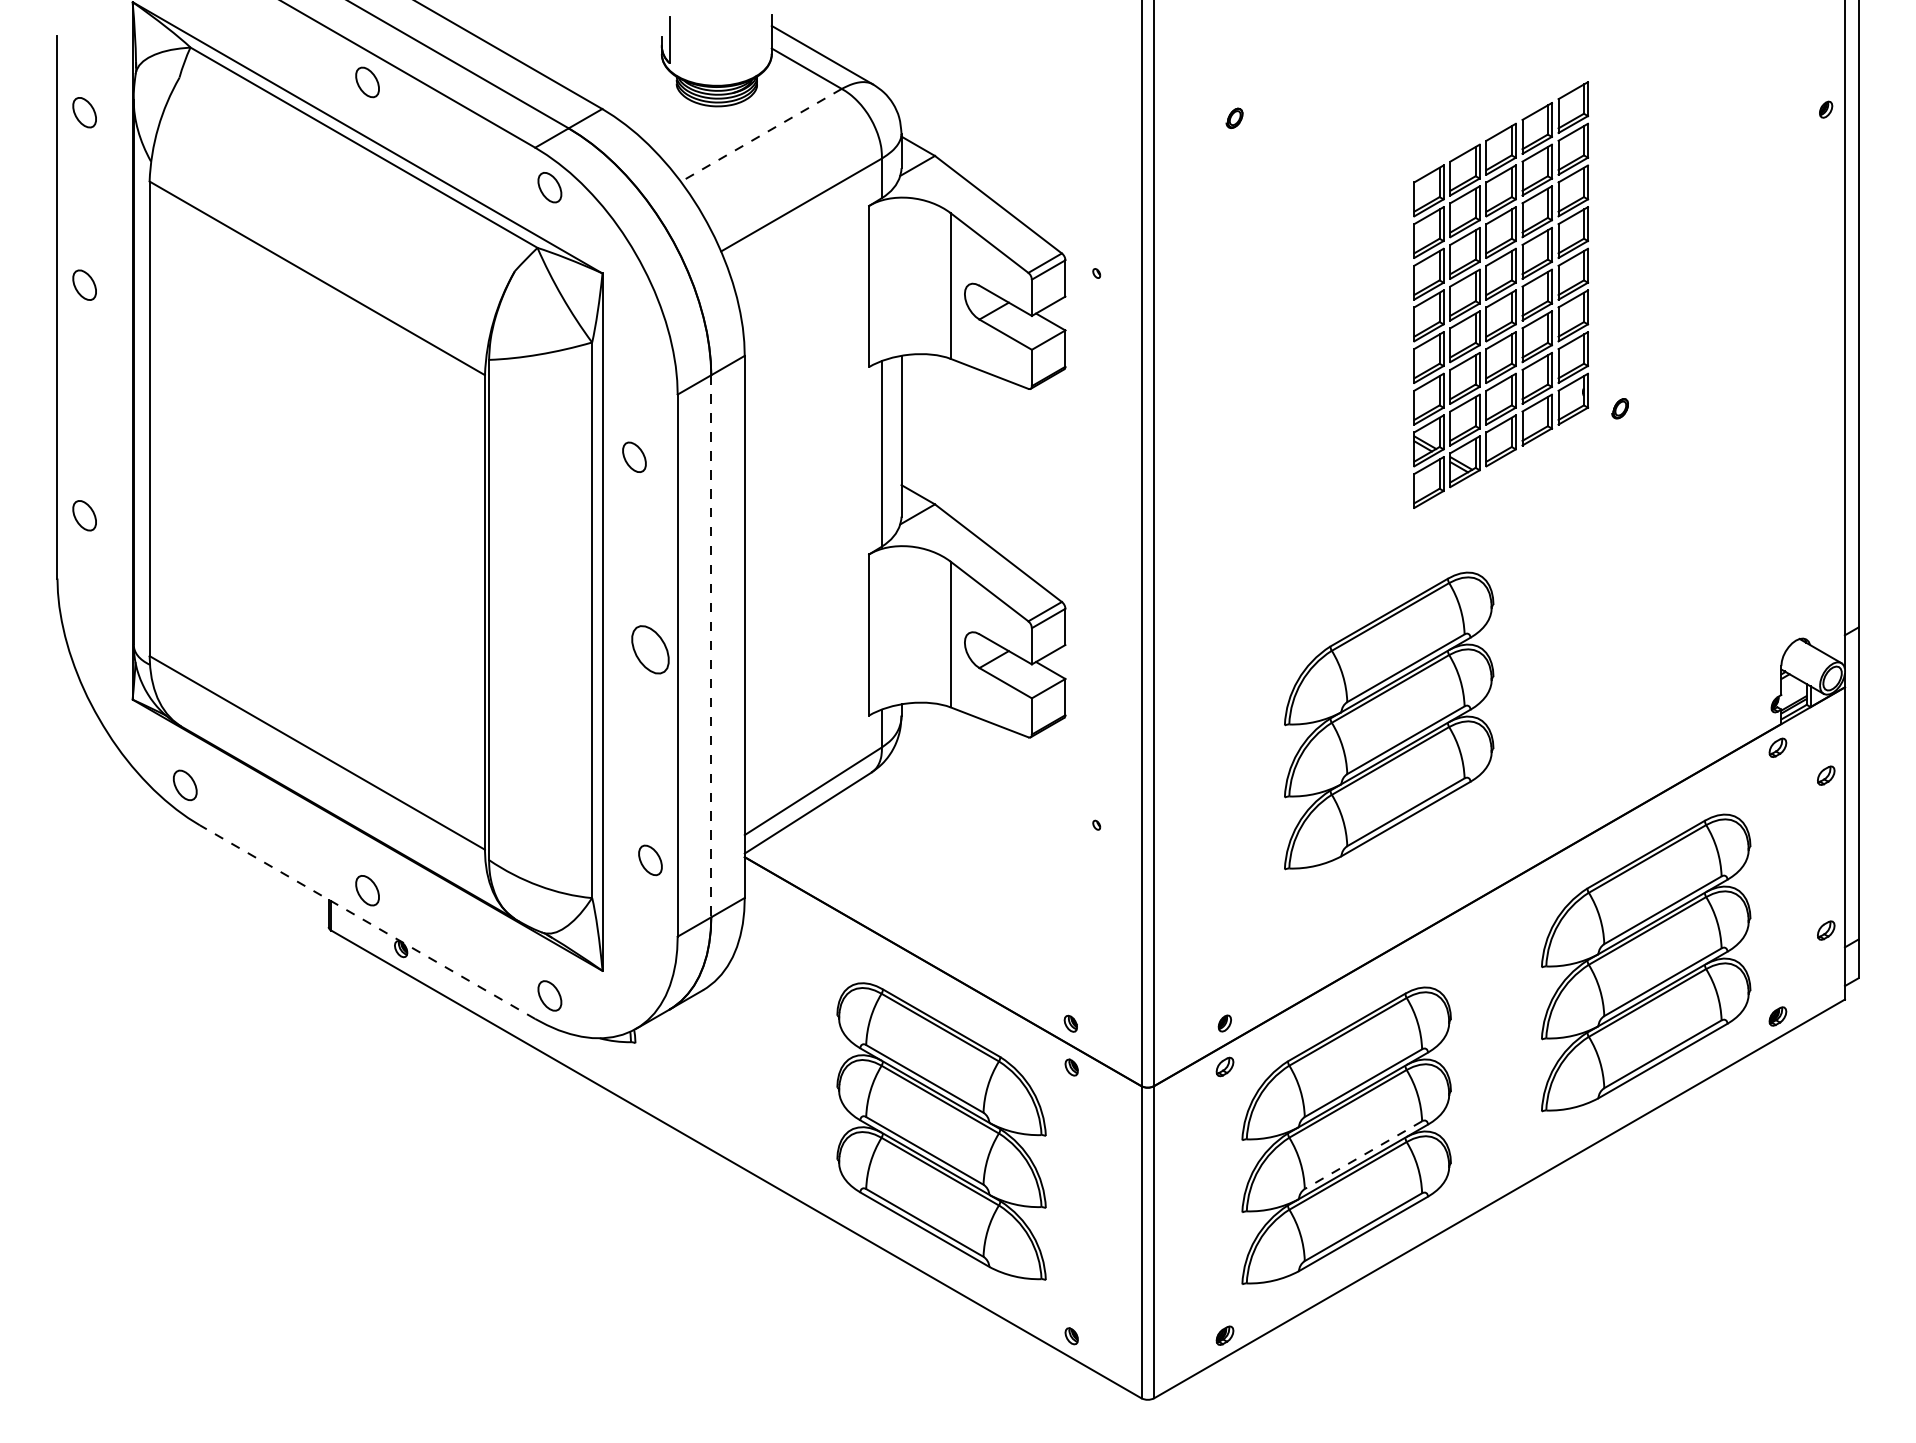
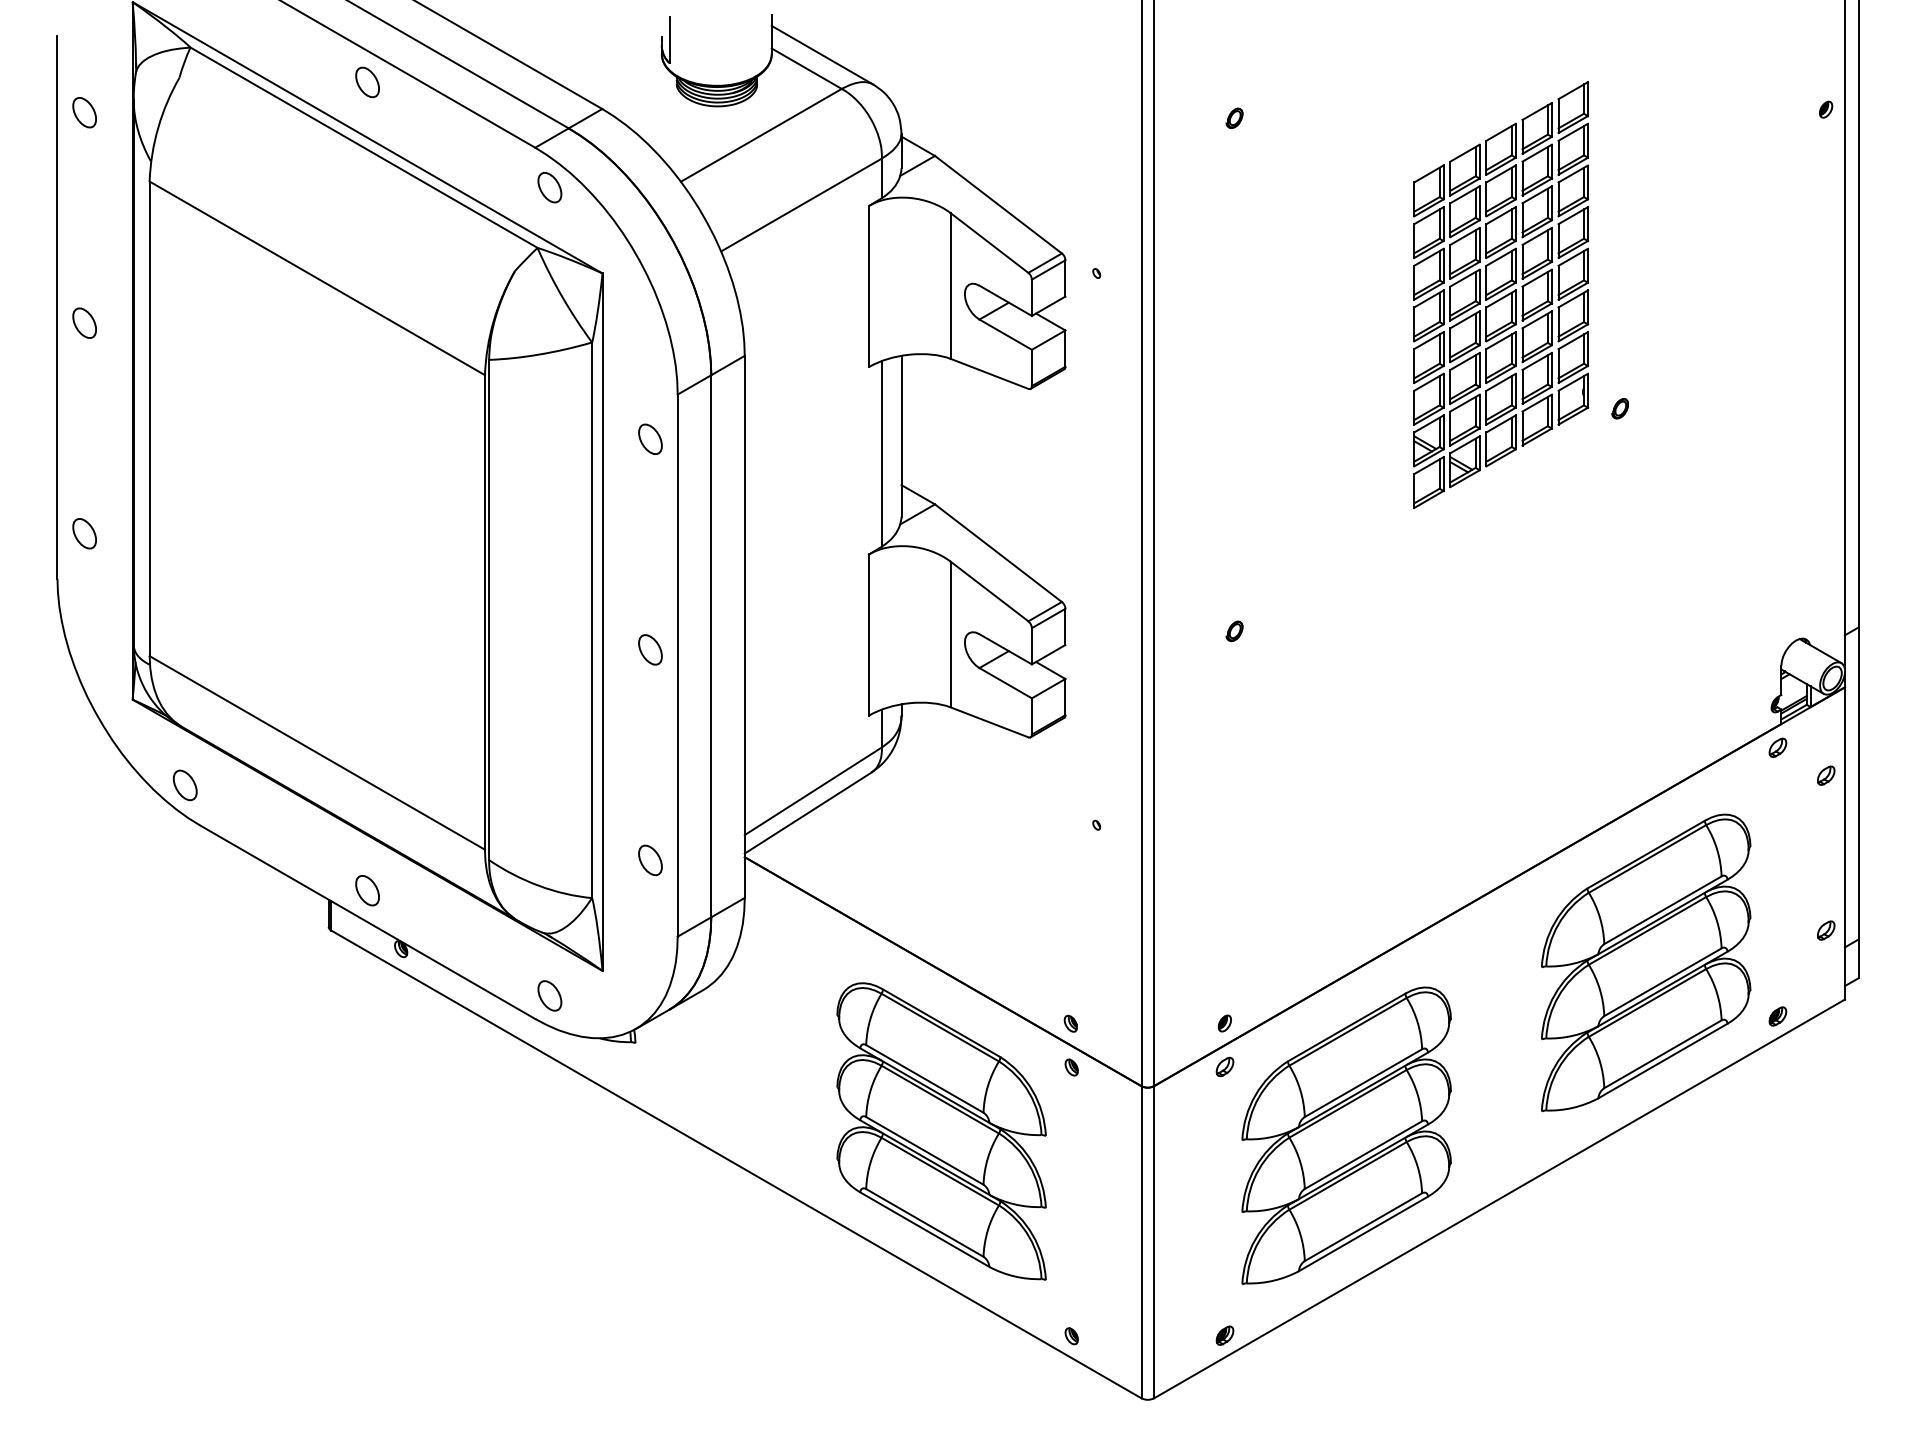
line: dashed -> solid (761, 135)
part position: (84, 284) -> (84, 322) (84, 322)
part position: (634, 456) -> (650, 438) (650, 438)
part position: (84, 515) -> (84, 533) (84, 533)
part: none -> present (1234, 631)
line: dashed -> solid (711, 646)
part size: 39x50 px -> 25x32 px (650, 649)
part: present -> none (1389, 720)
line: dashed -> solid (367, 922)
line: dashed -> solid (1363, 1155)
